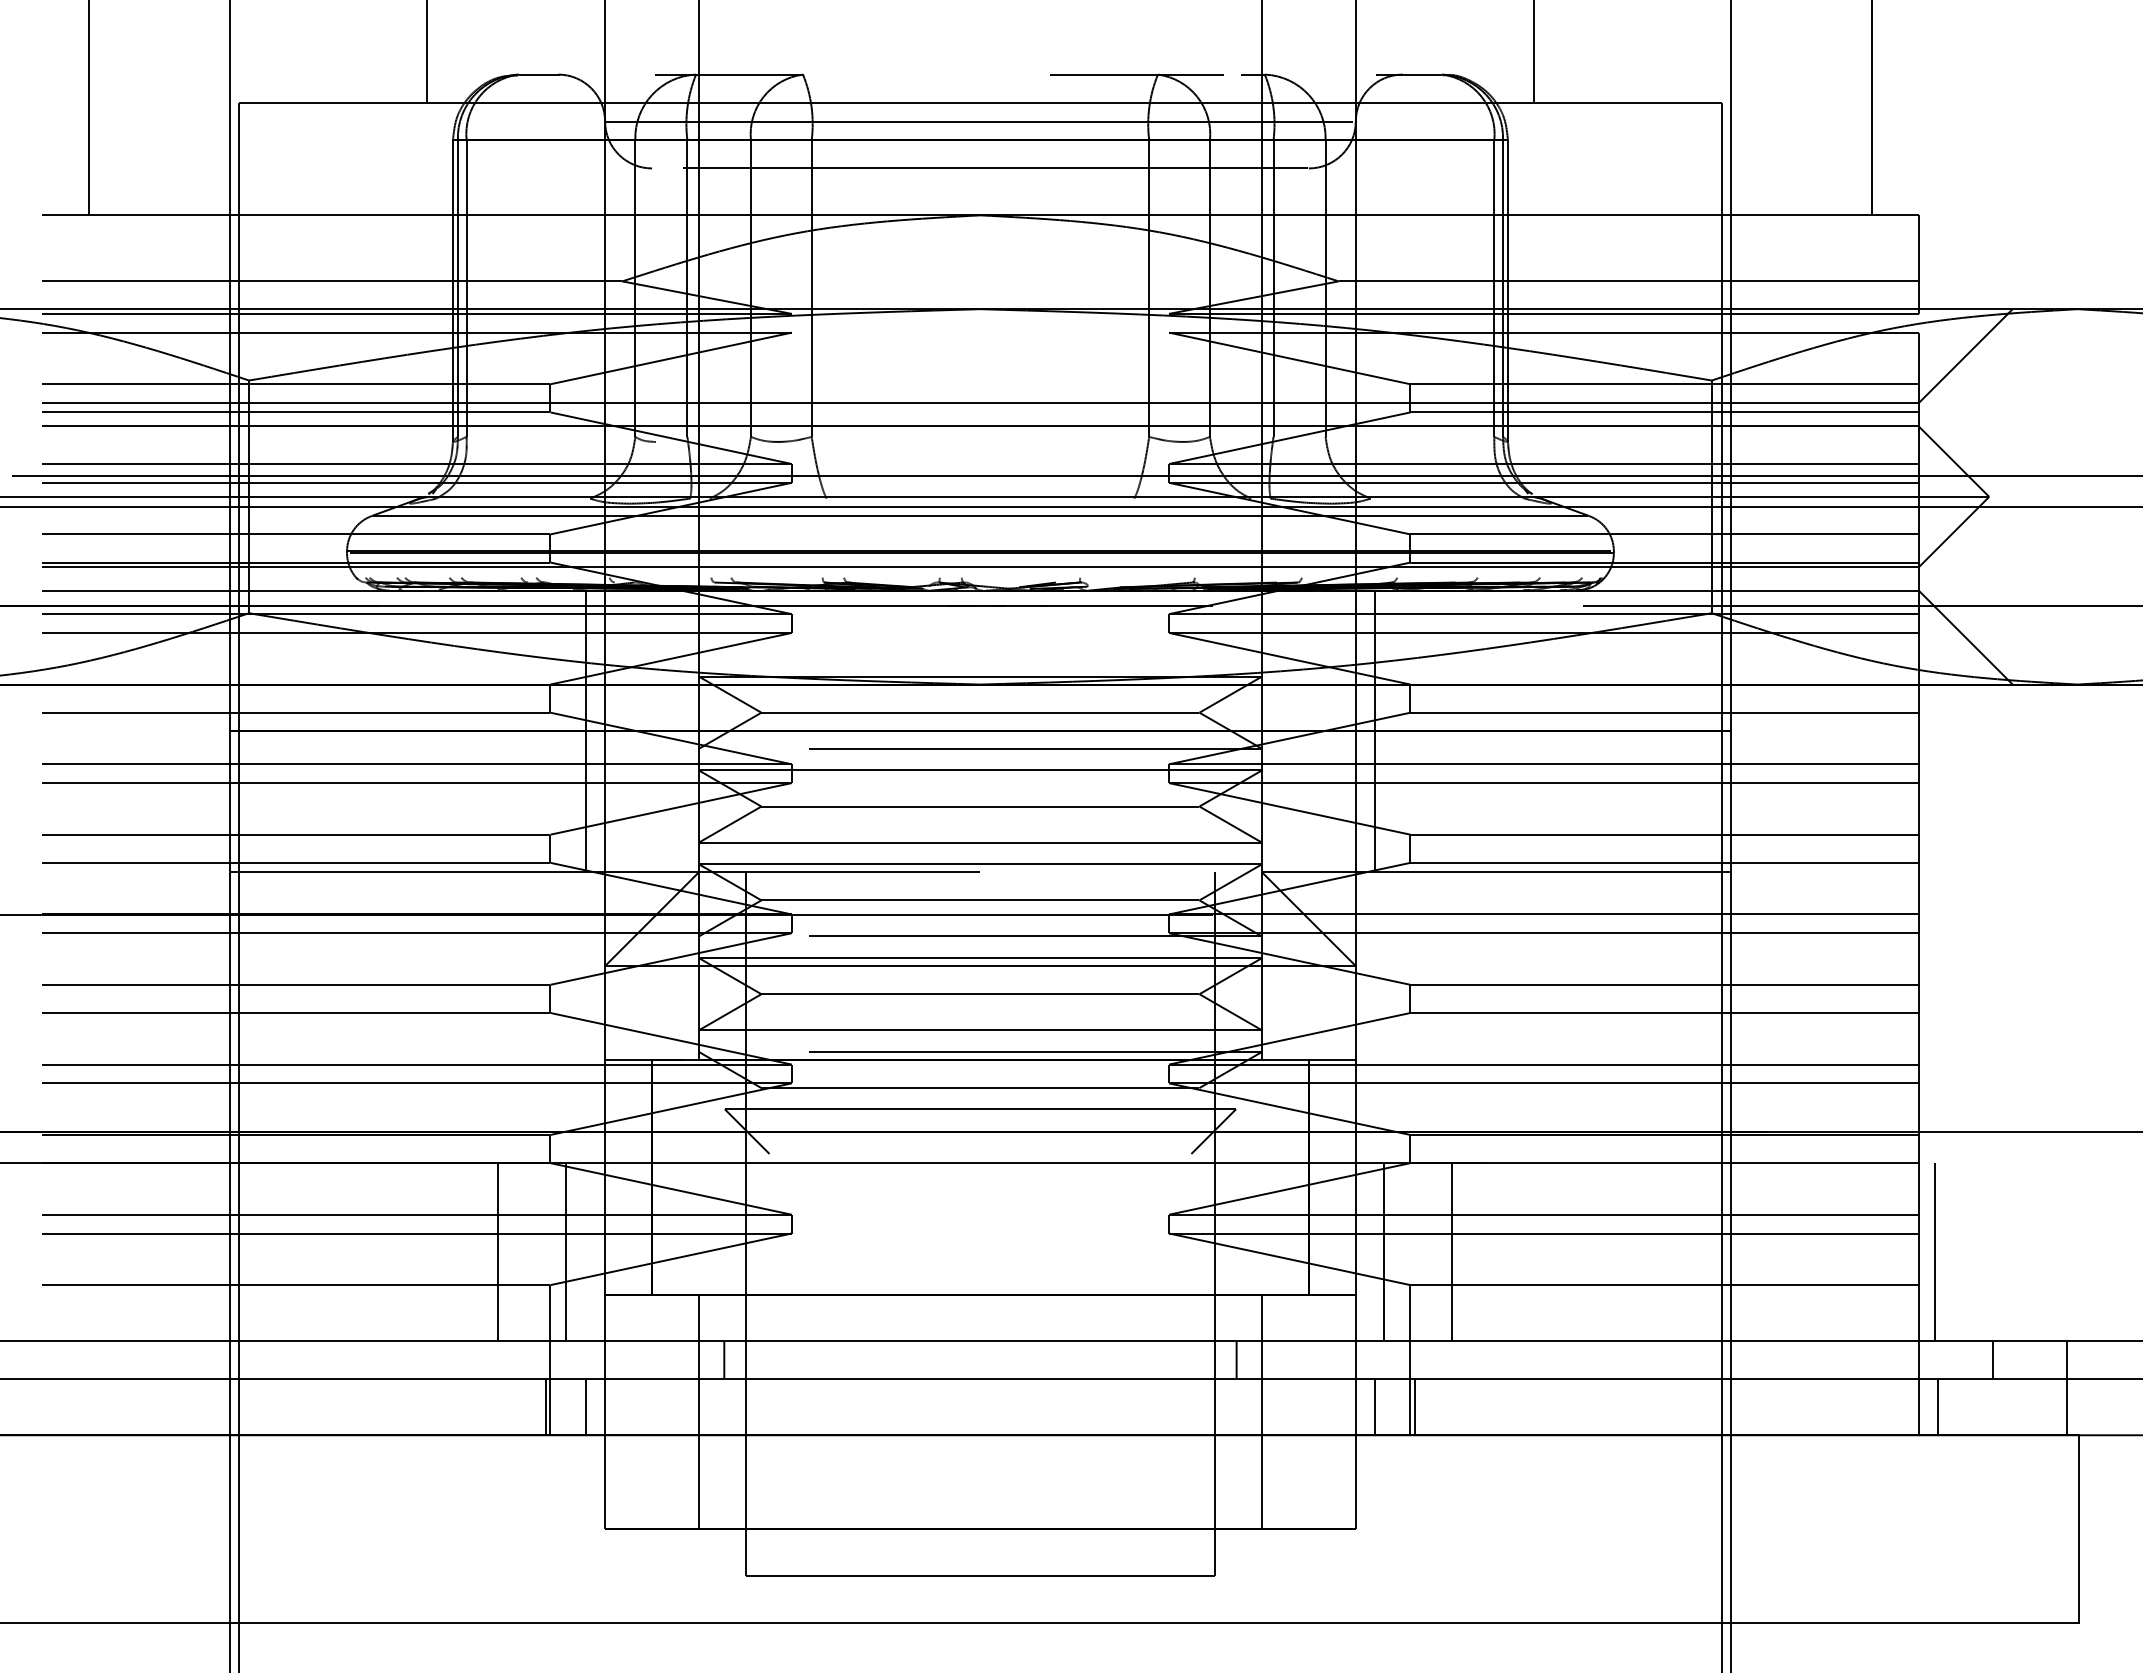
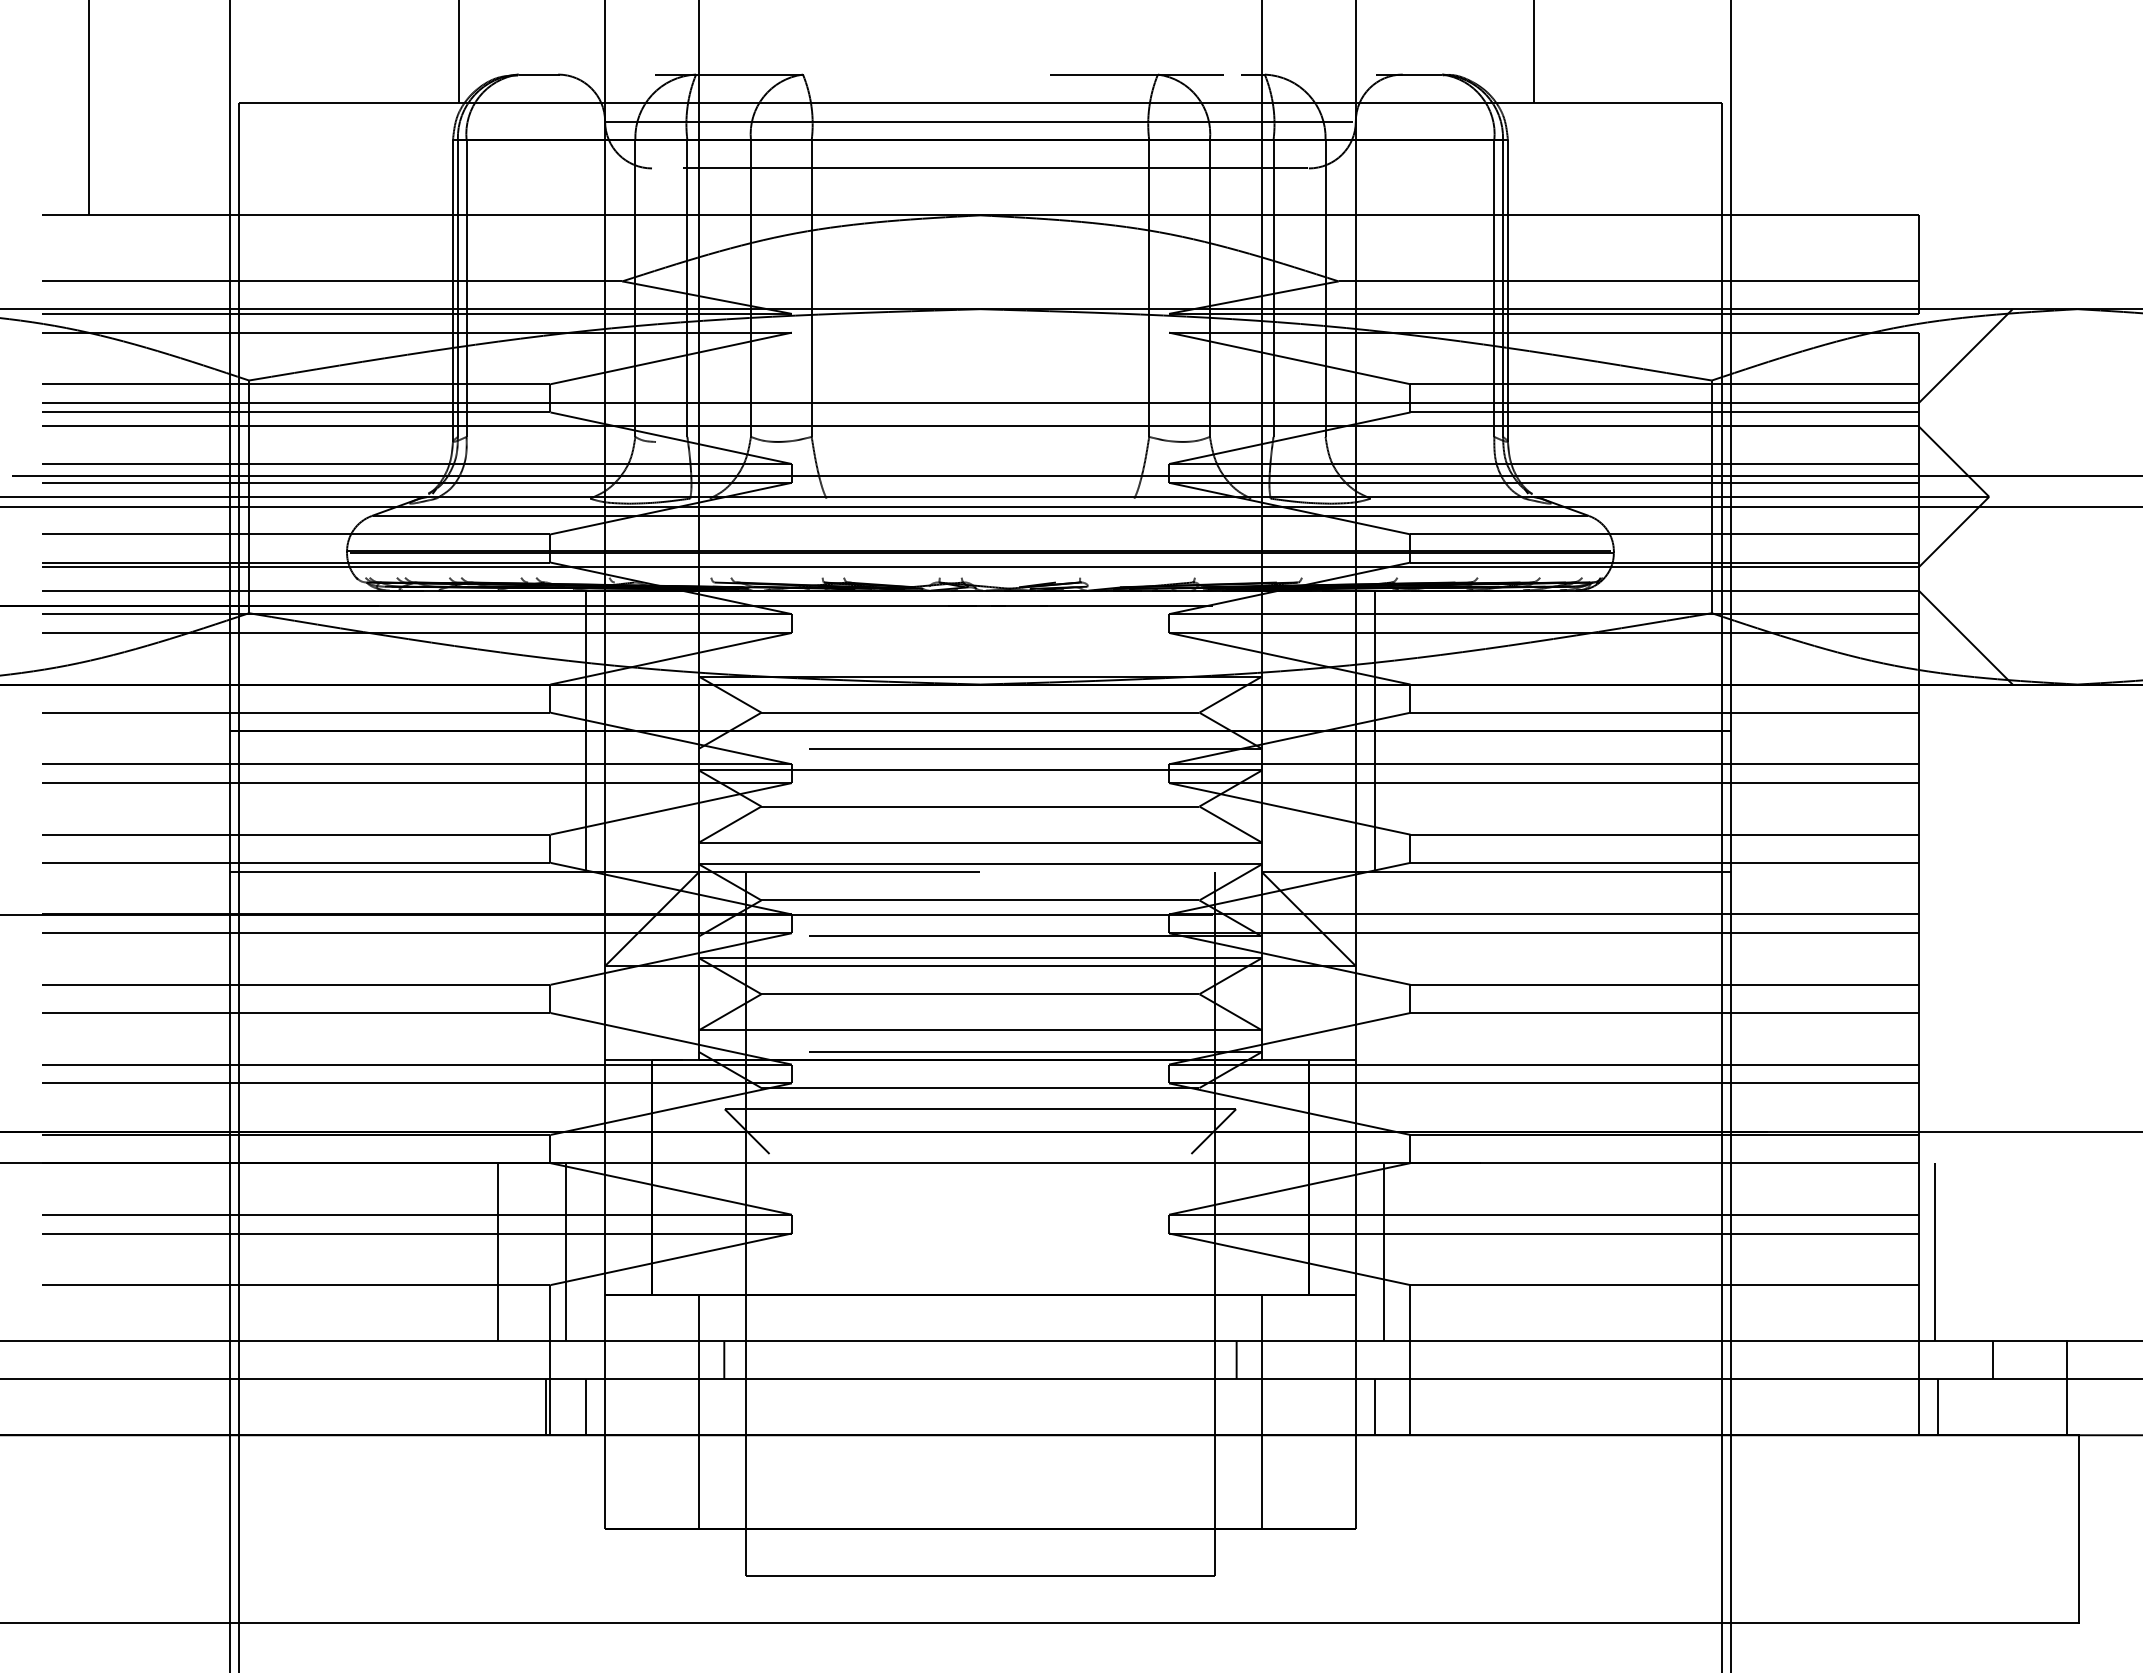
line position: (426, 52) -> (458, 52) (458, 52)
line: present -> none (1871, 108)
line: present -> none (1860, 605)
line: present -> none (1452, 1252)
line: present -> none (1414, 1406)
